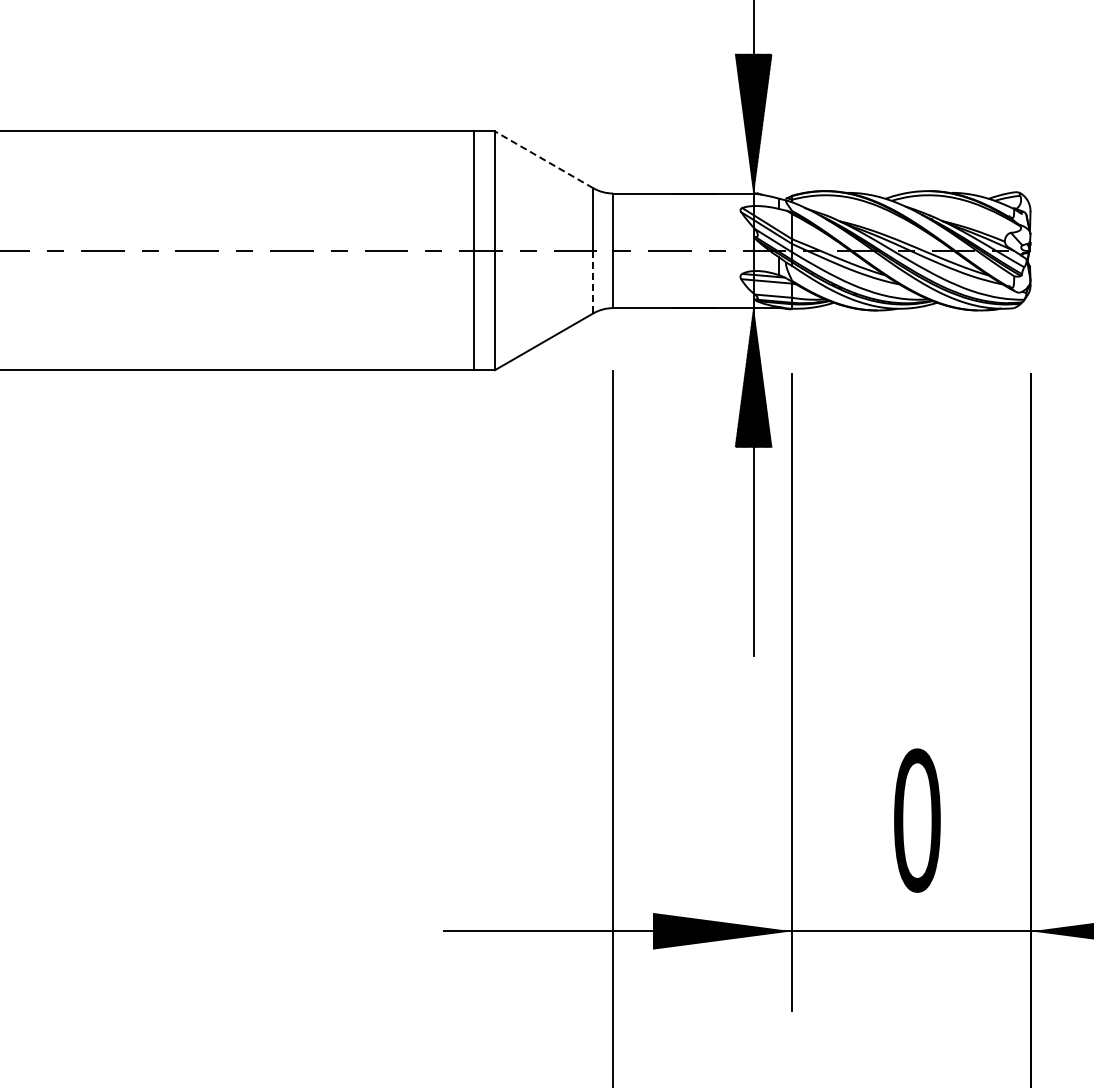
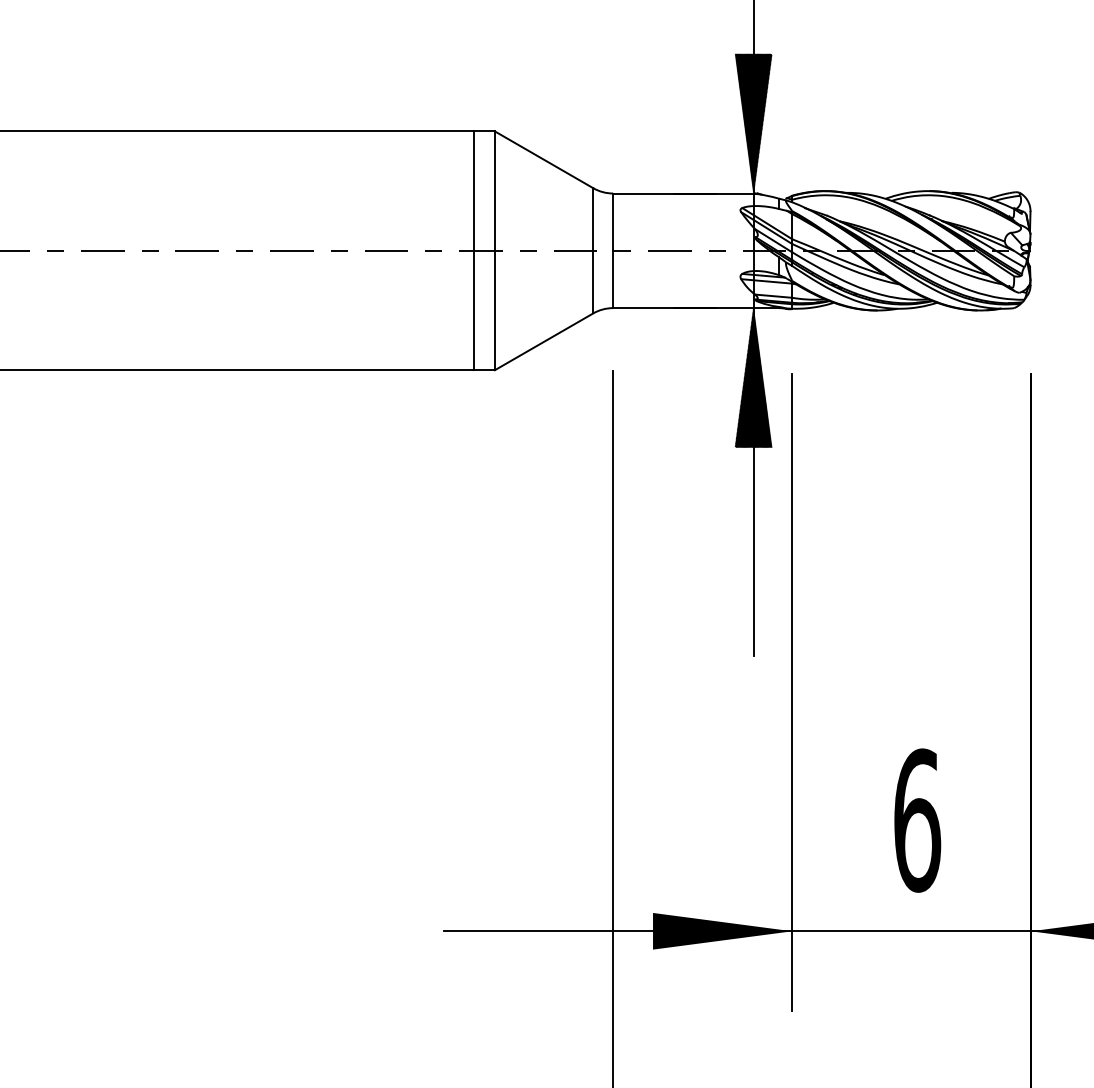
line: dashed -> solid (544, 159)
line: dashed -> solid (593, 282)
text: 0 -> 6 (917, 820)
